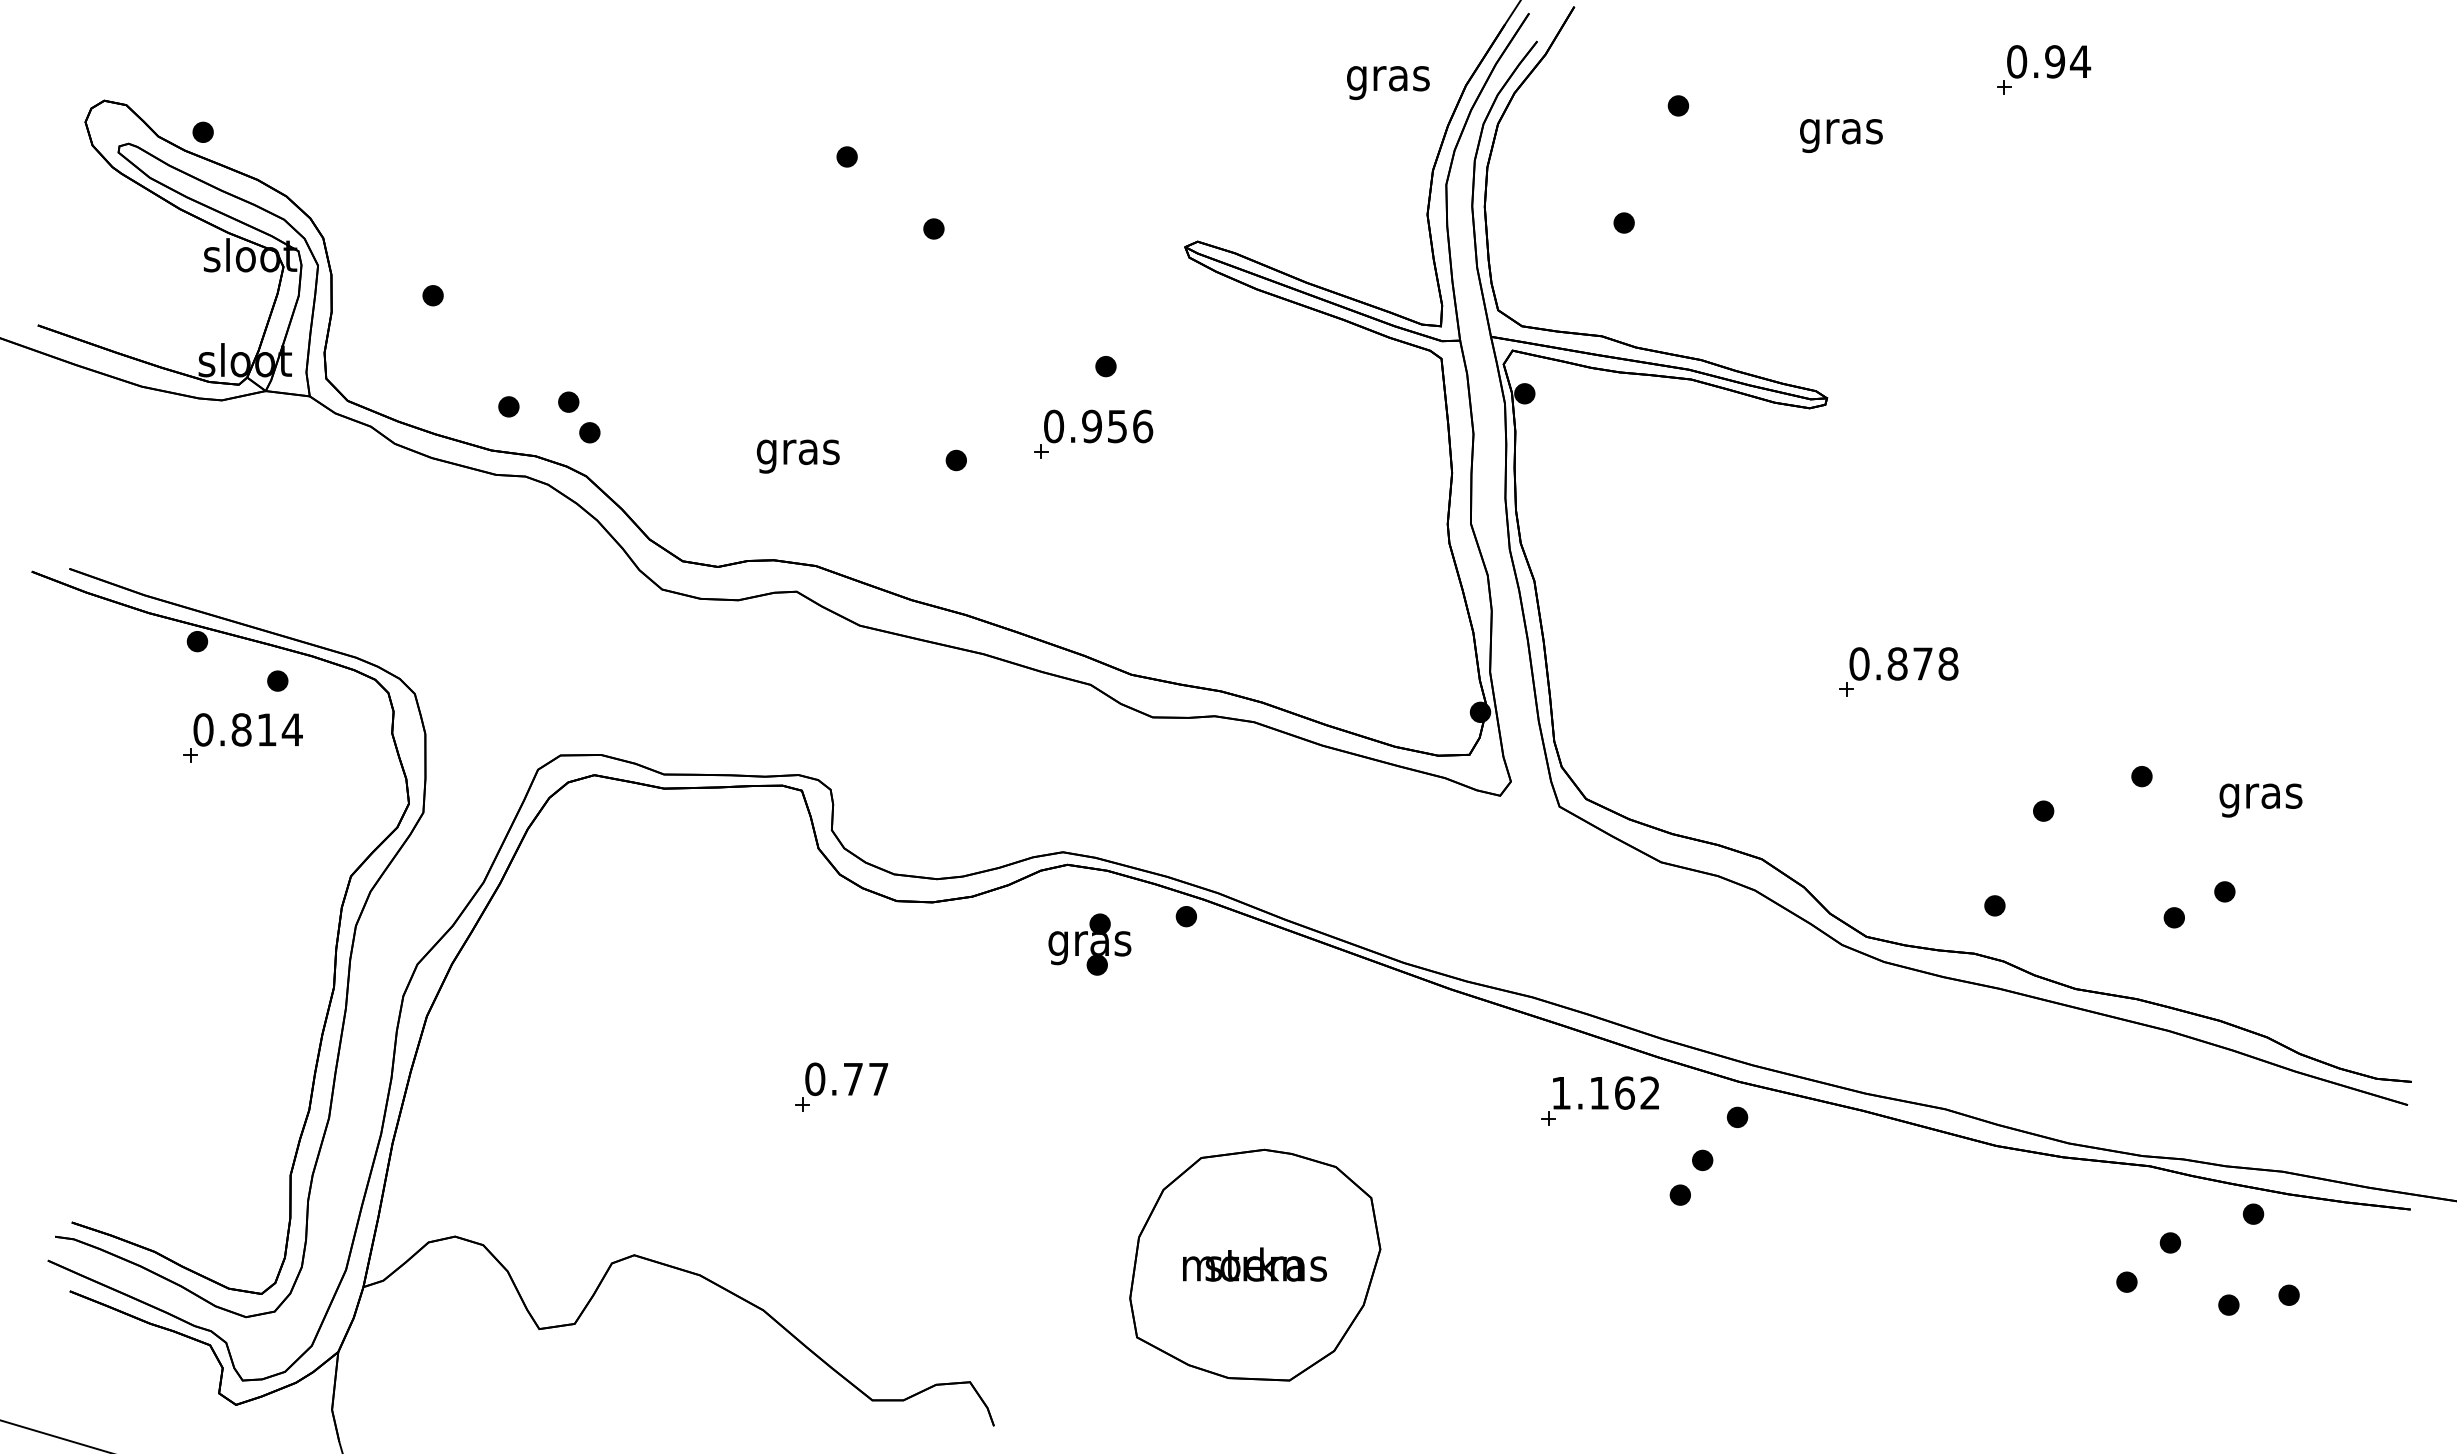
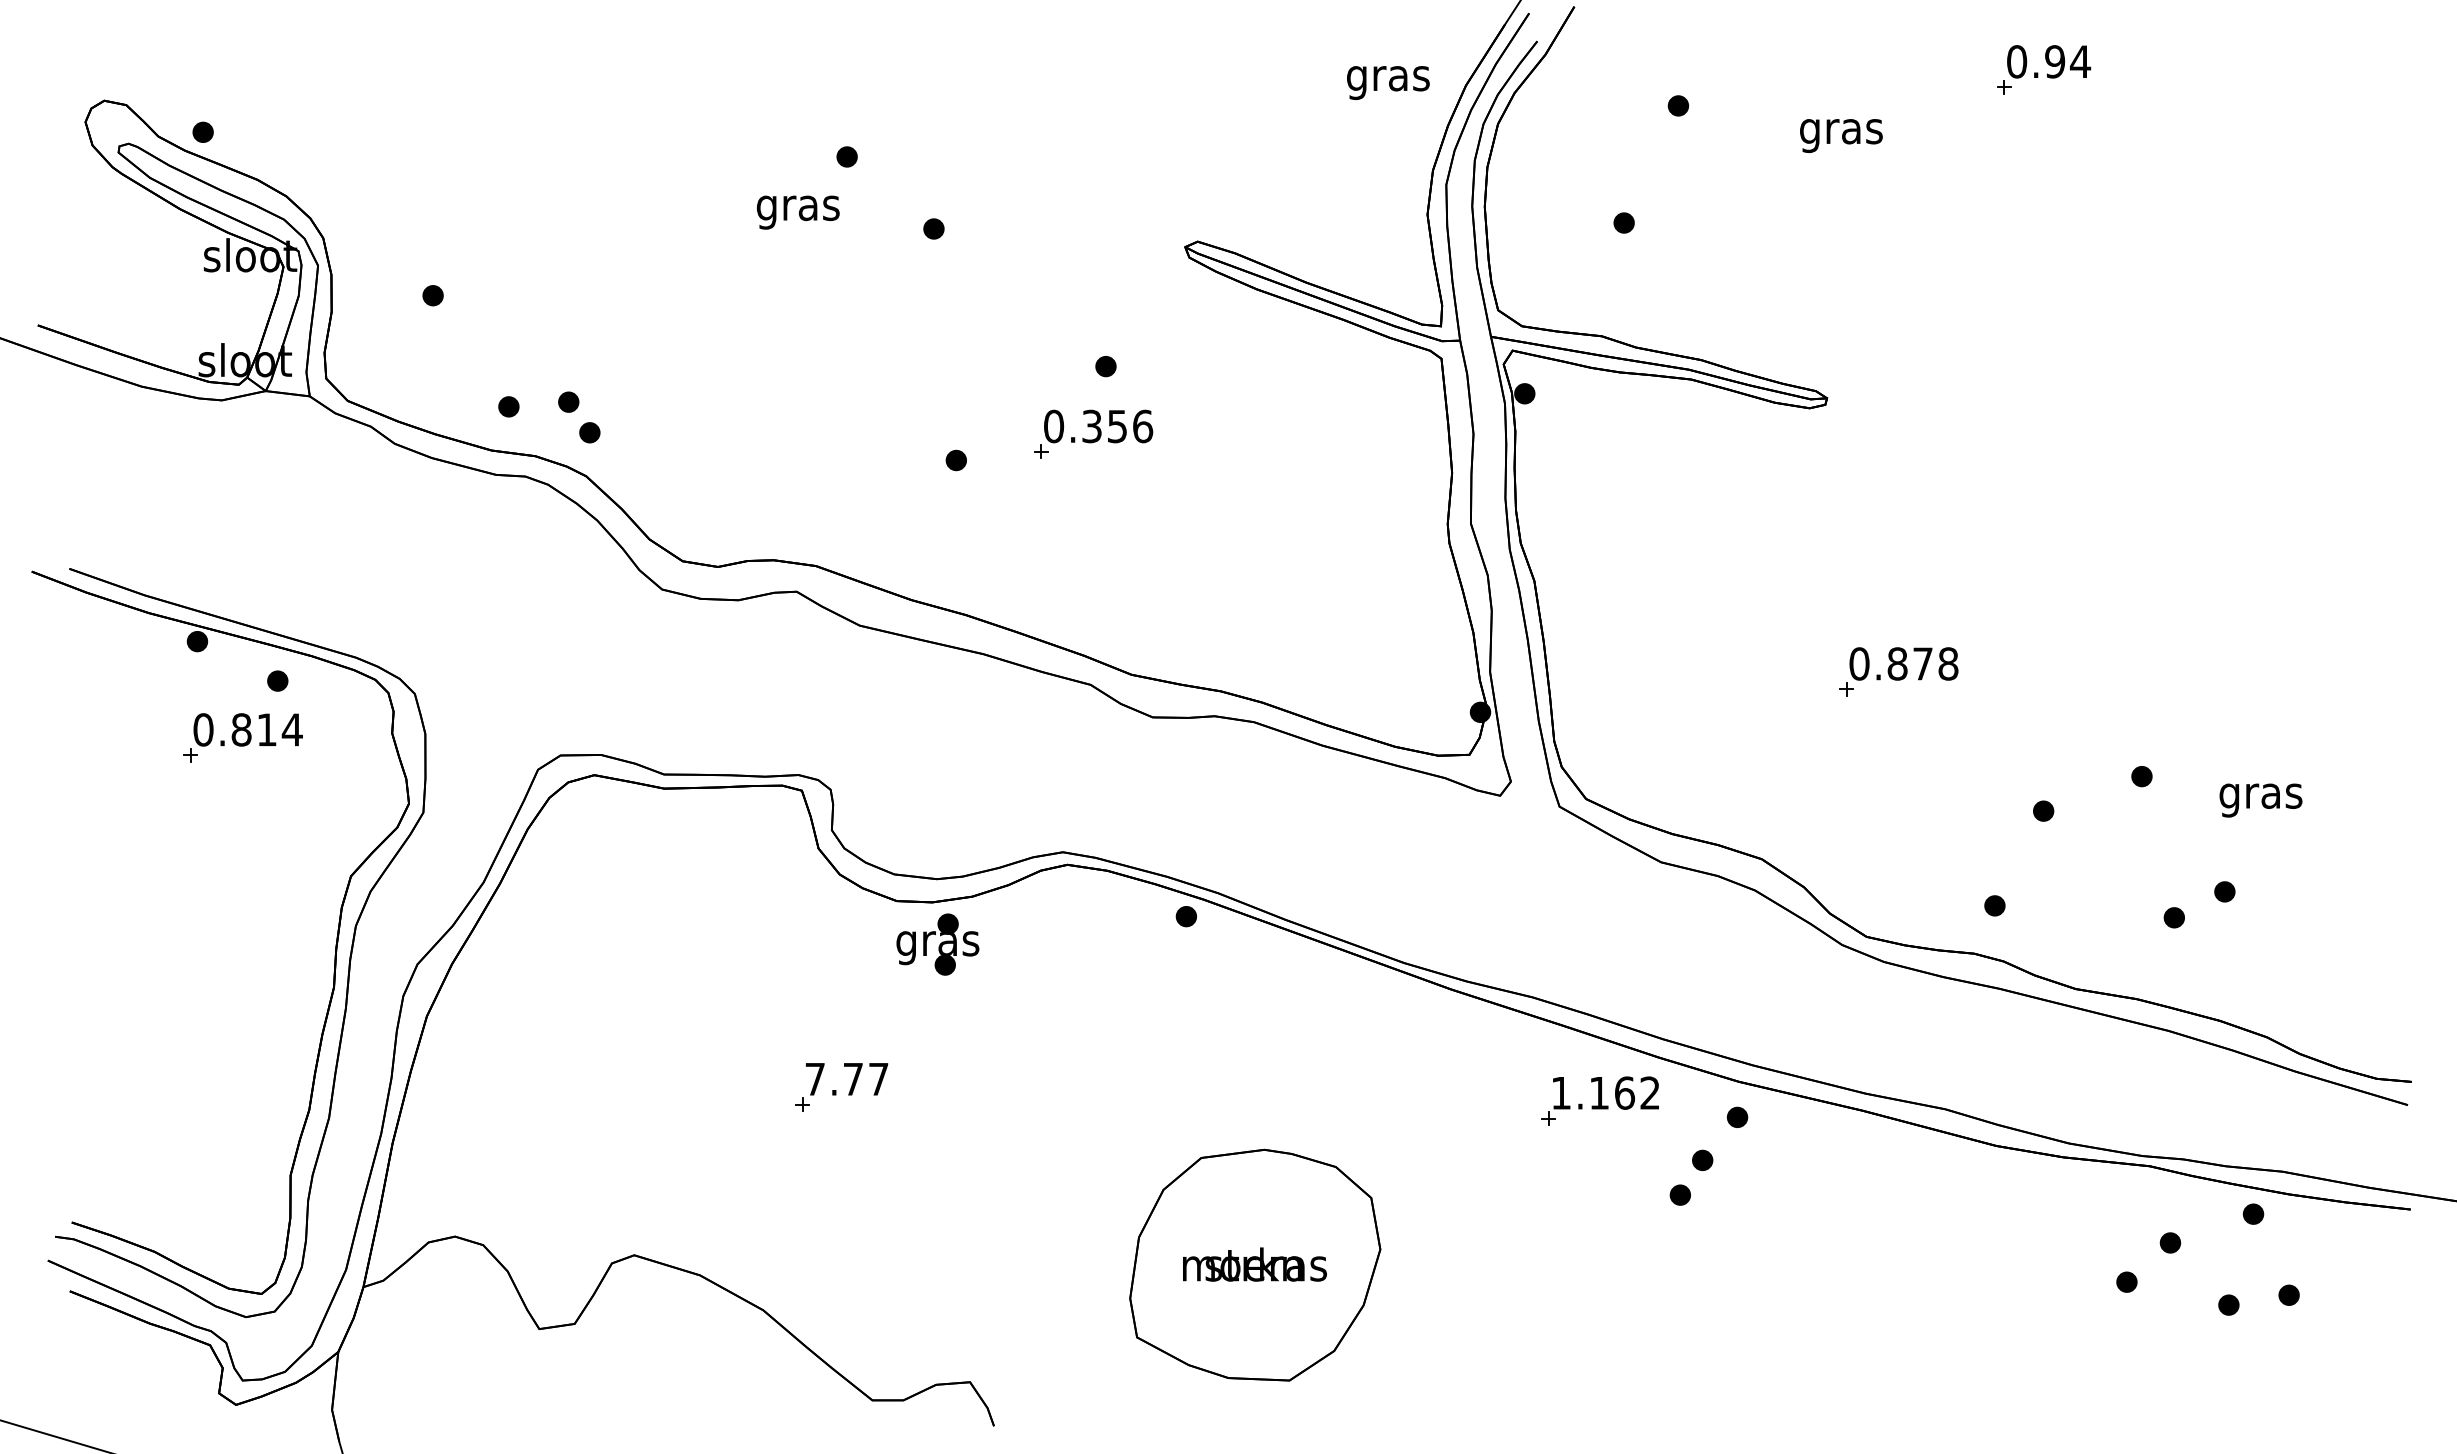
text: 0.956 -> 0.356 (1091, 426)
text position: (797, 456) -> (797, 212) (797, 212)
part position: (1089, 944) -> (937, 944) (937, 944)
text: 0.77 -> 7.77 (815, 1079)
